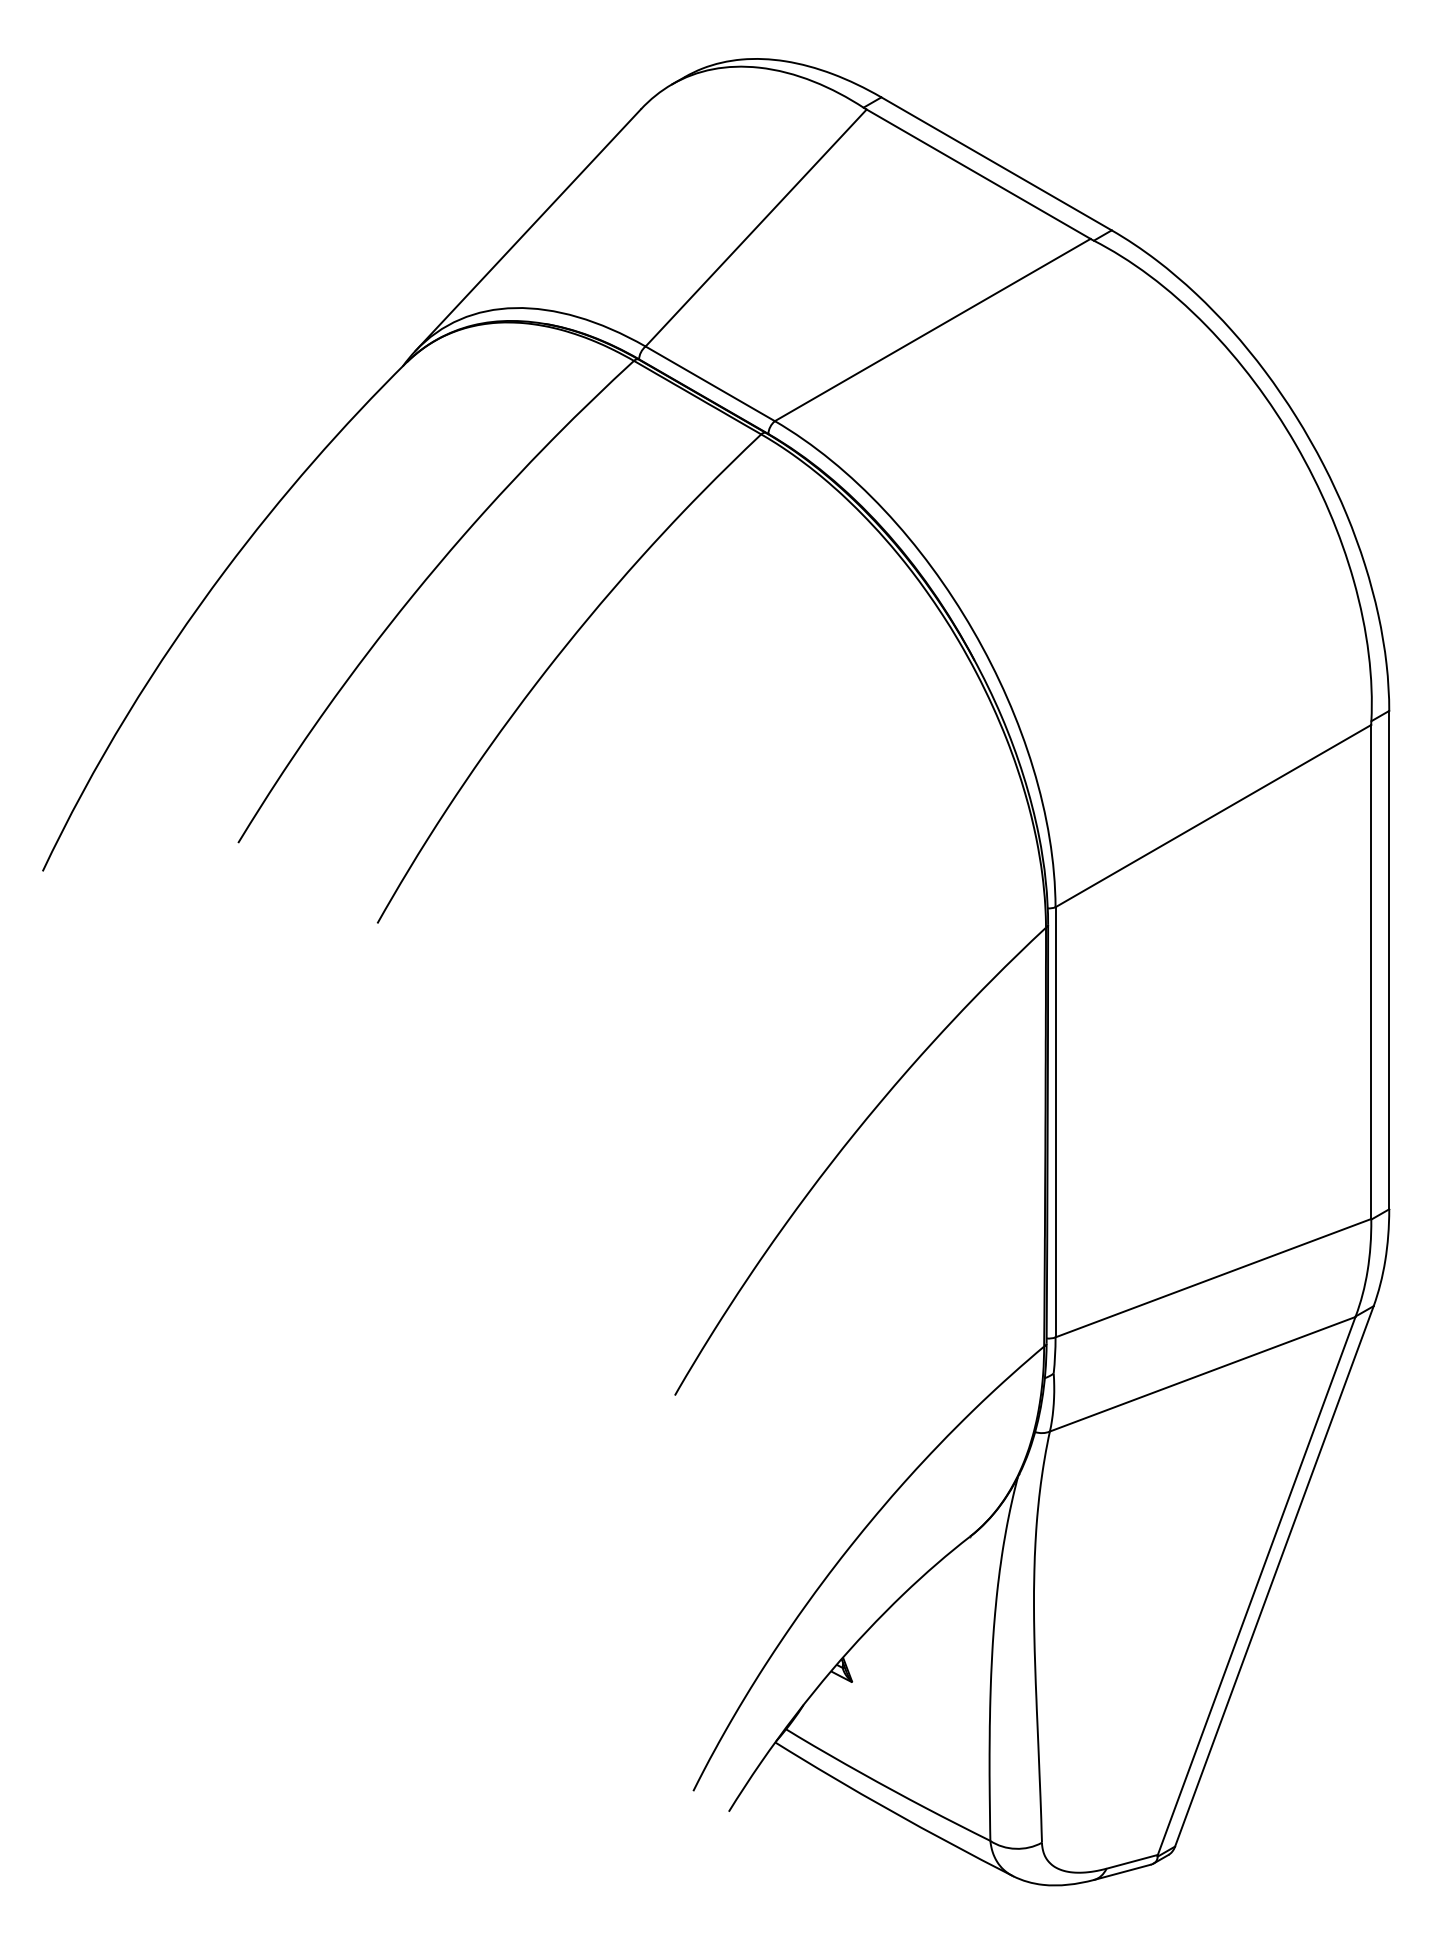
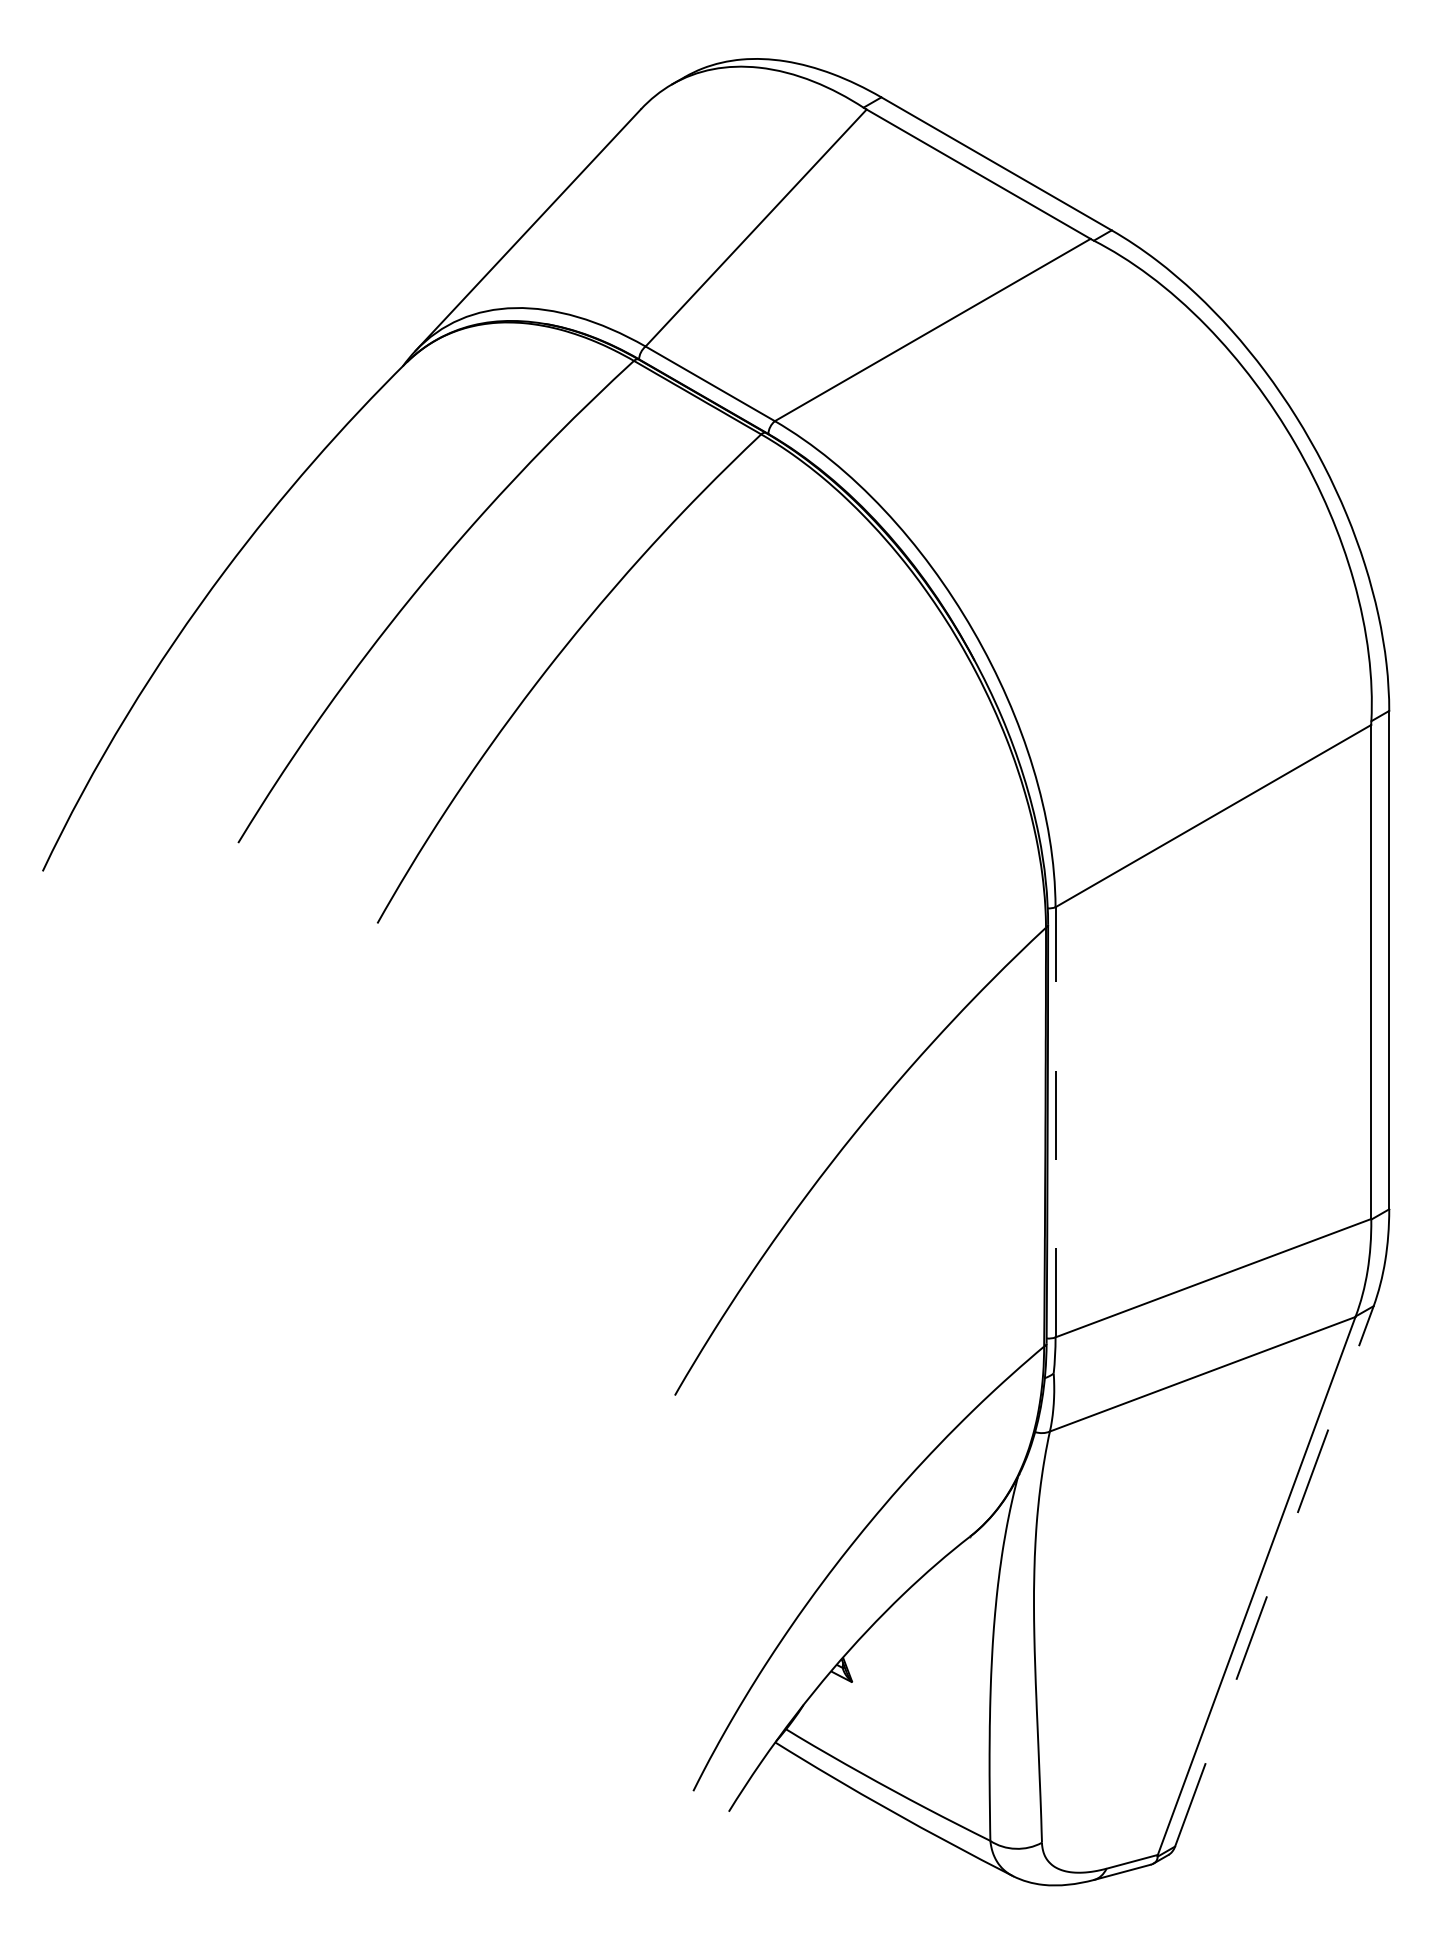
line: solid -> dashed (1055, 1121)
line: solid -> dashed (1274, 1576)
